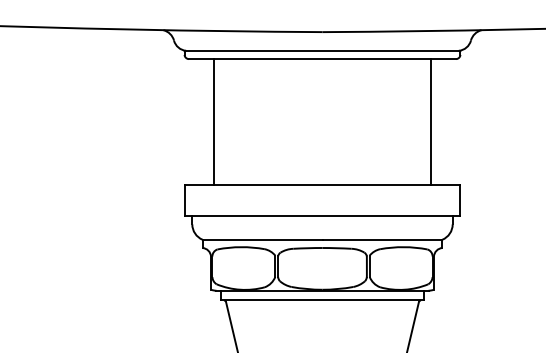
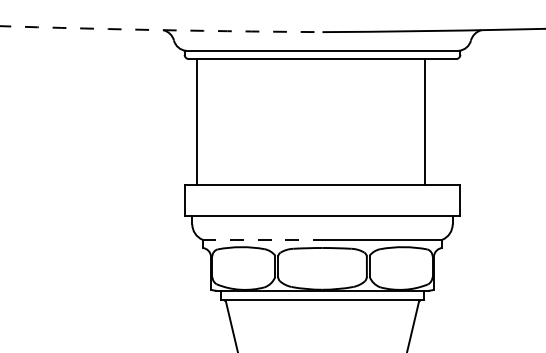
arc: solid -> dashed (161, 30)
line position: (213, 121) -> (196, 121) (196, 121)
line position: (431, 121) -> (425, 121) (425, 121)
line: solid -> dashed (262, 239)
